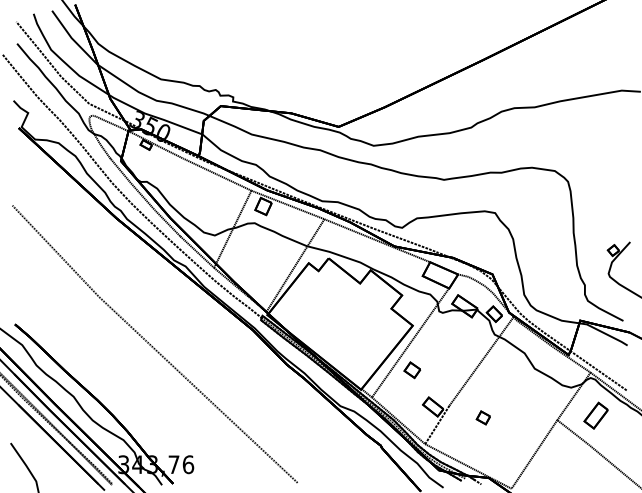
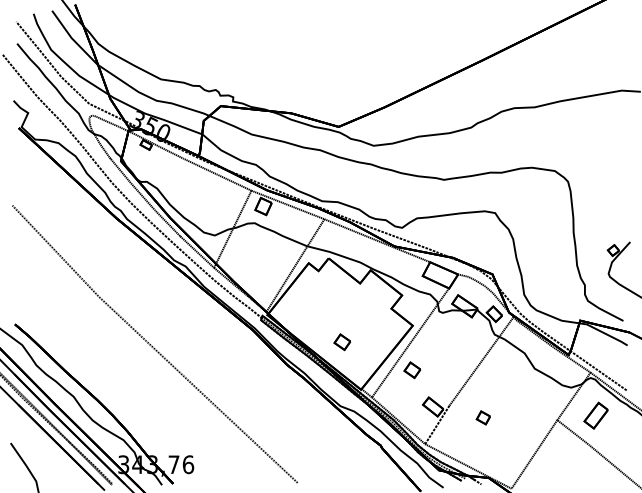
part: none -> present (342, 342)
